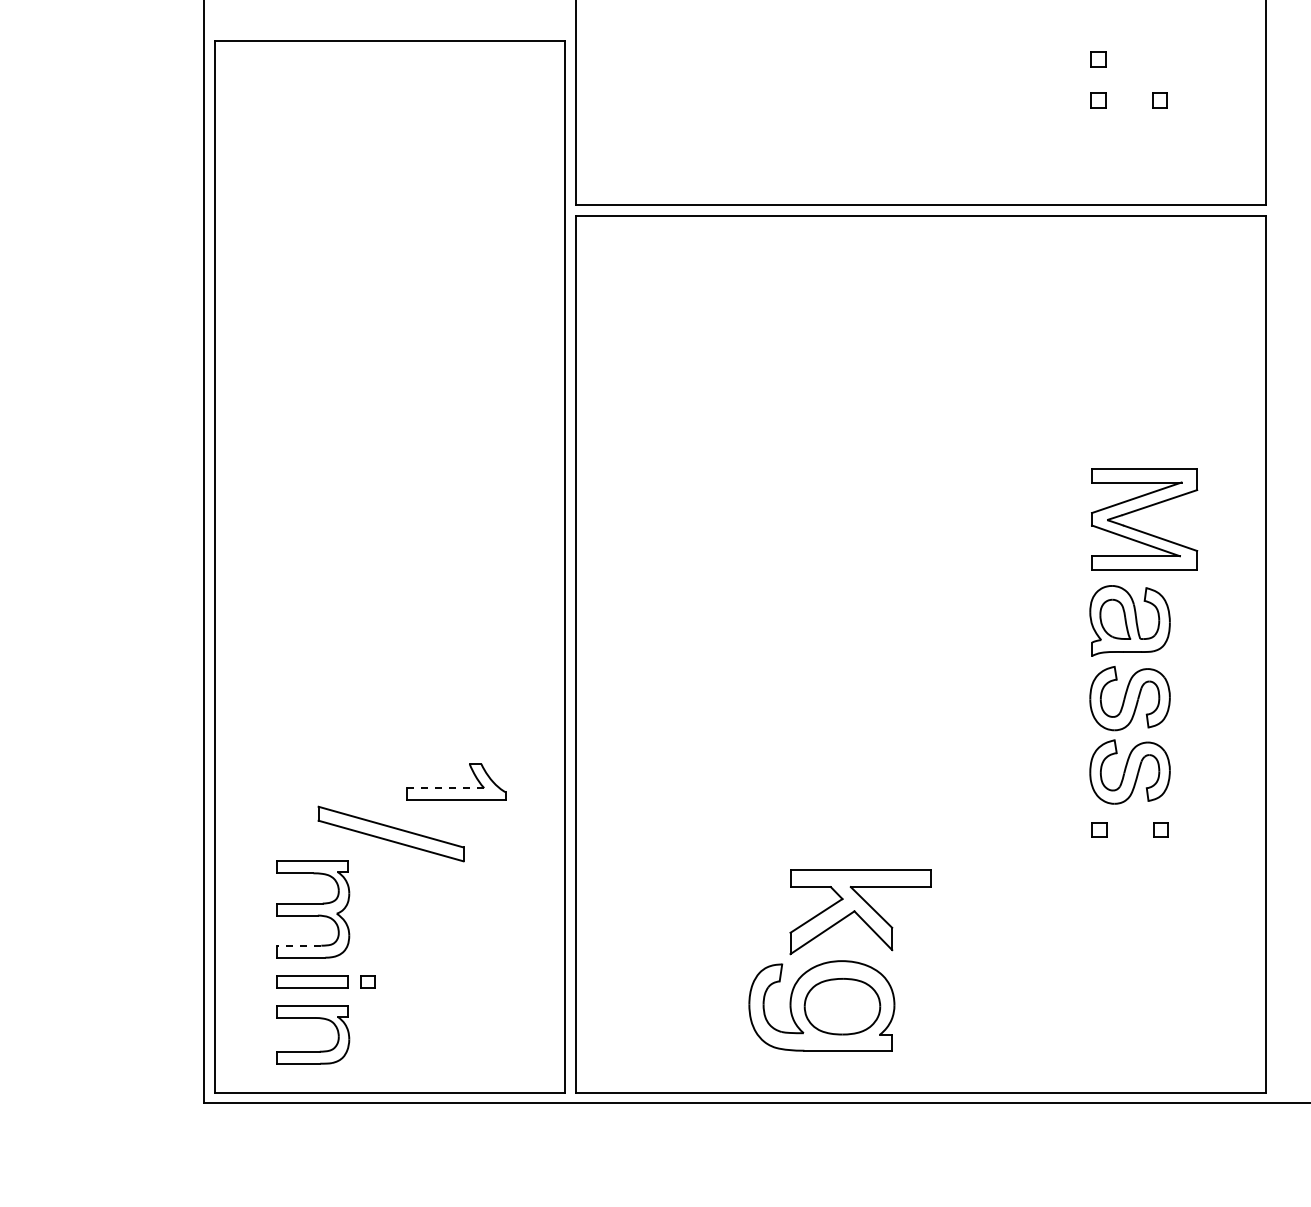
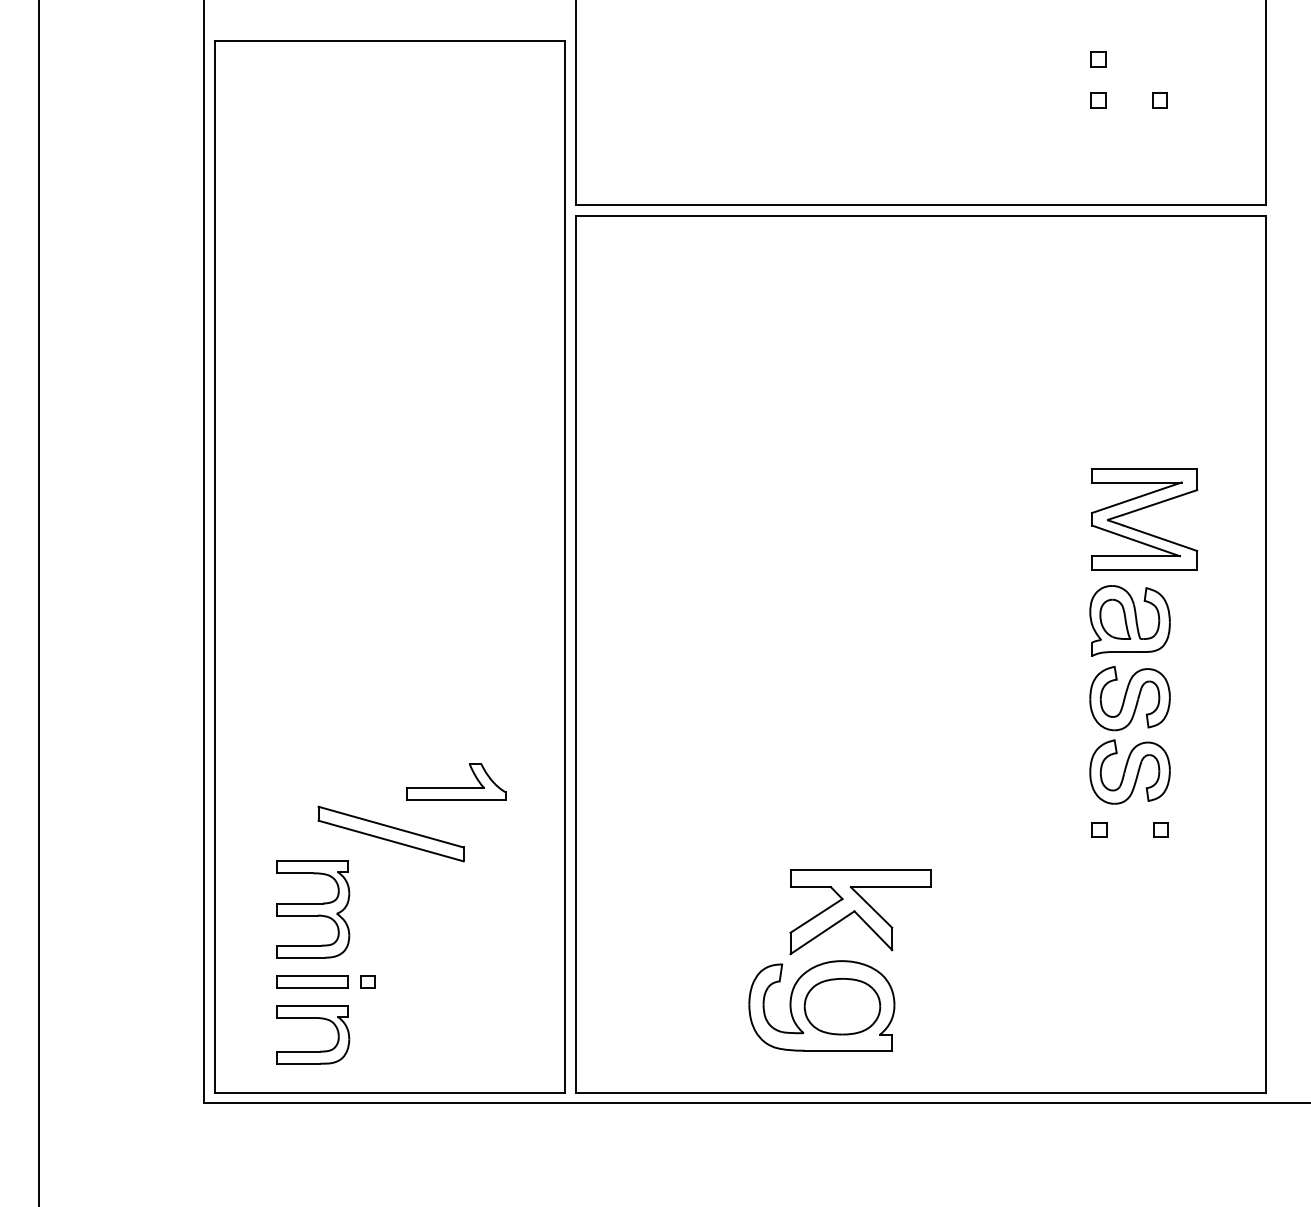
line: none -> present (39, 602)
line: dashed -> solid (445, 788)
line: dashed -> solid (298, 945)
